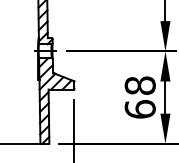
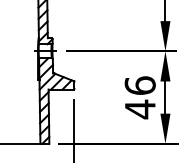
text: 68 -> 46 (139, 97)
